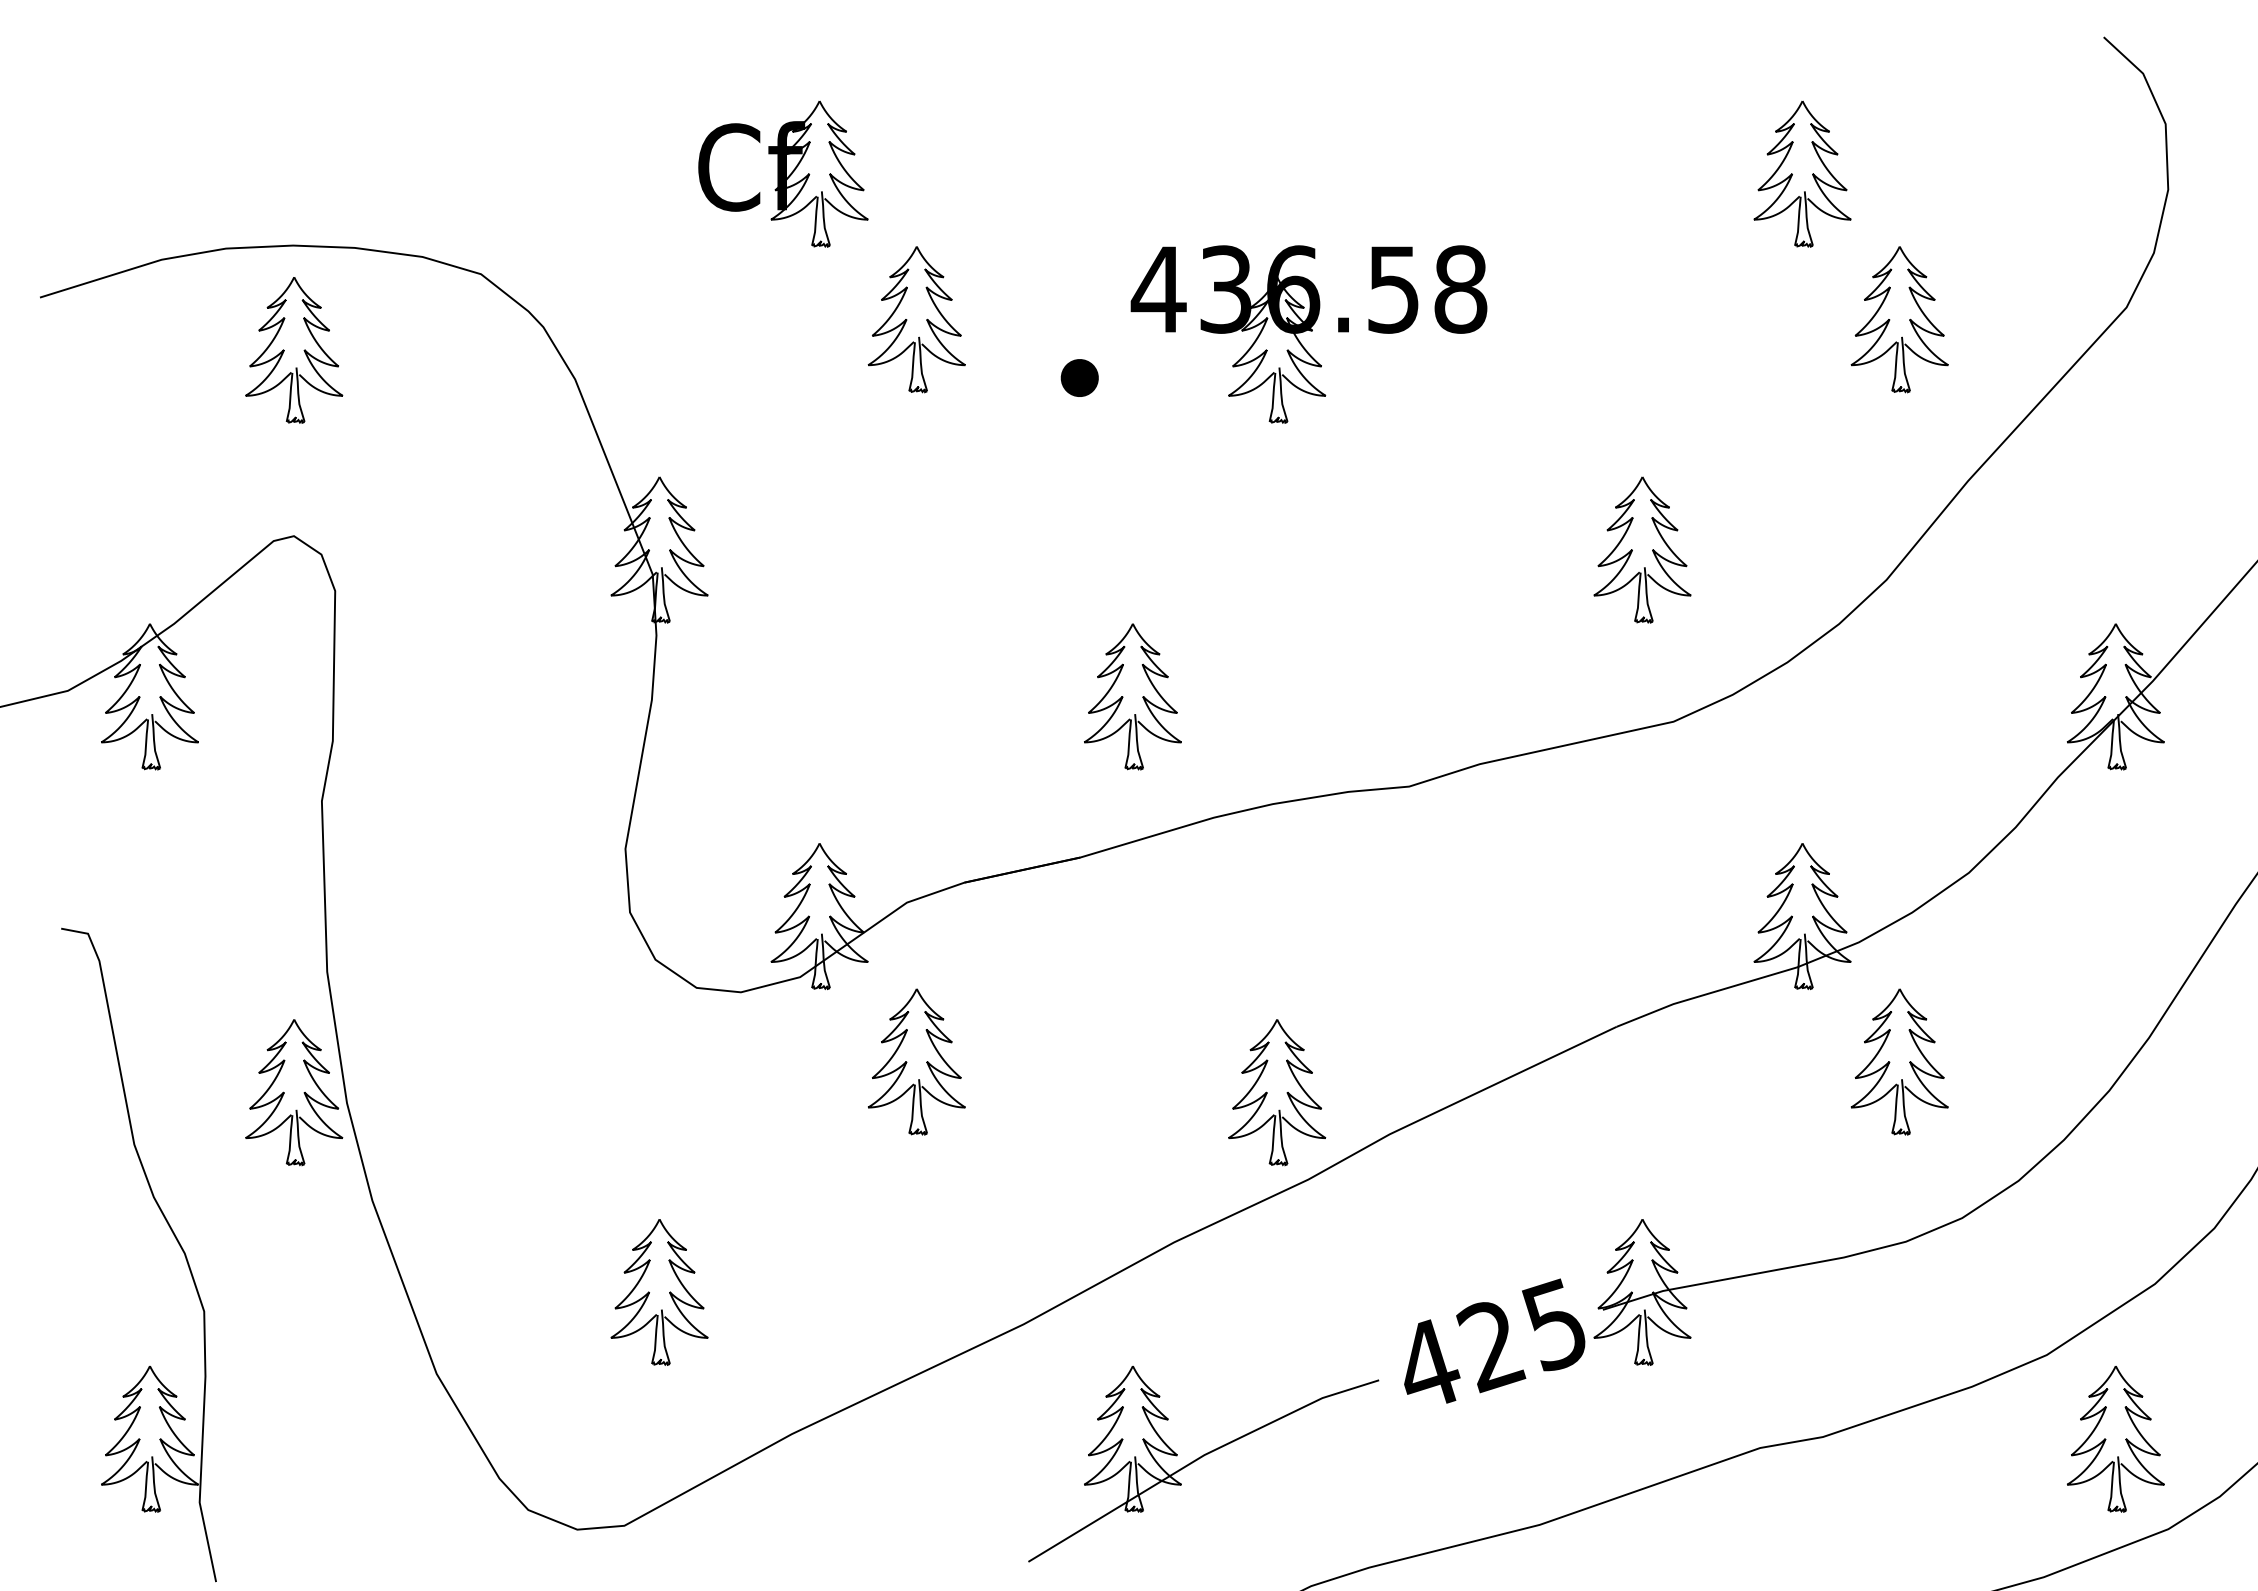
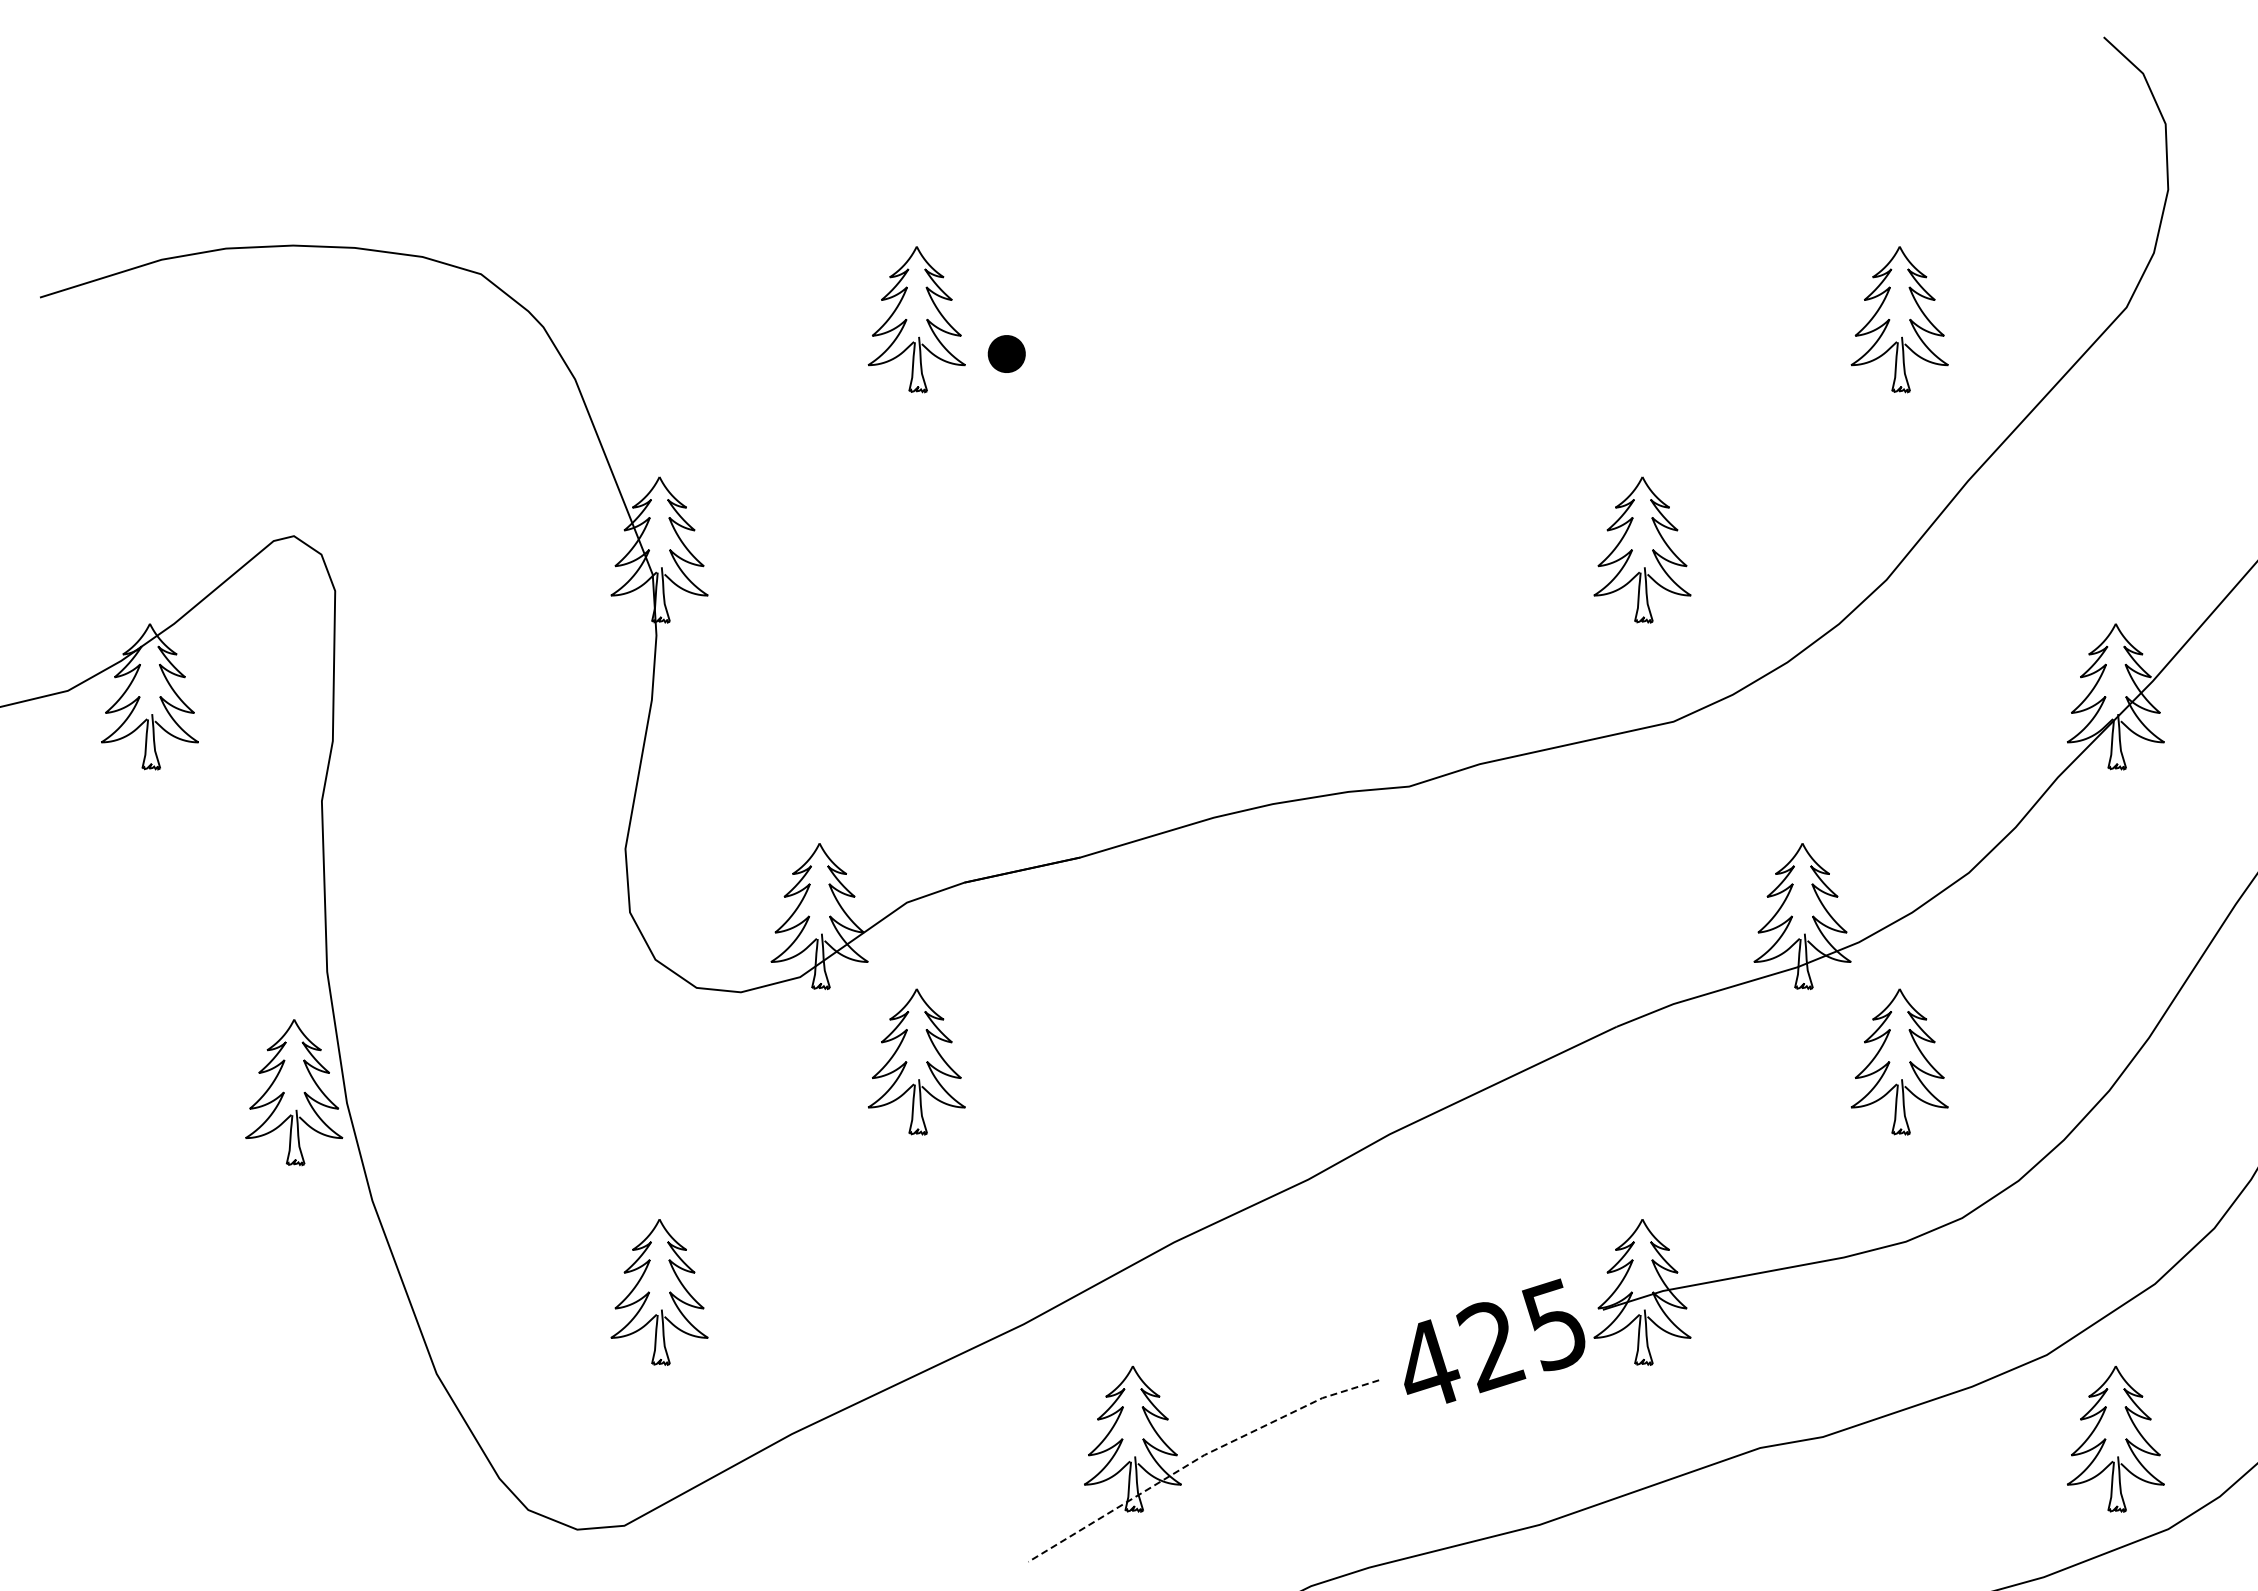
part: present -> none (783, 173)
part: present -> none (1802, 173)
part: present -> none (1308, 334)
part: present -> none (294, 350)
part position: (1079, 377) -> (1006, 353) (1006, 353)
part: present -> none (1132, 696)
part: present -> none (1277, 1092)
part: present -> none (174, 1237)
line: solid -> dashed (1199, 1458)
